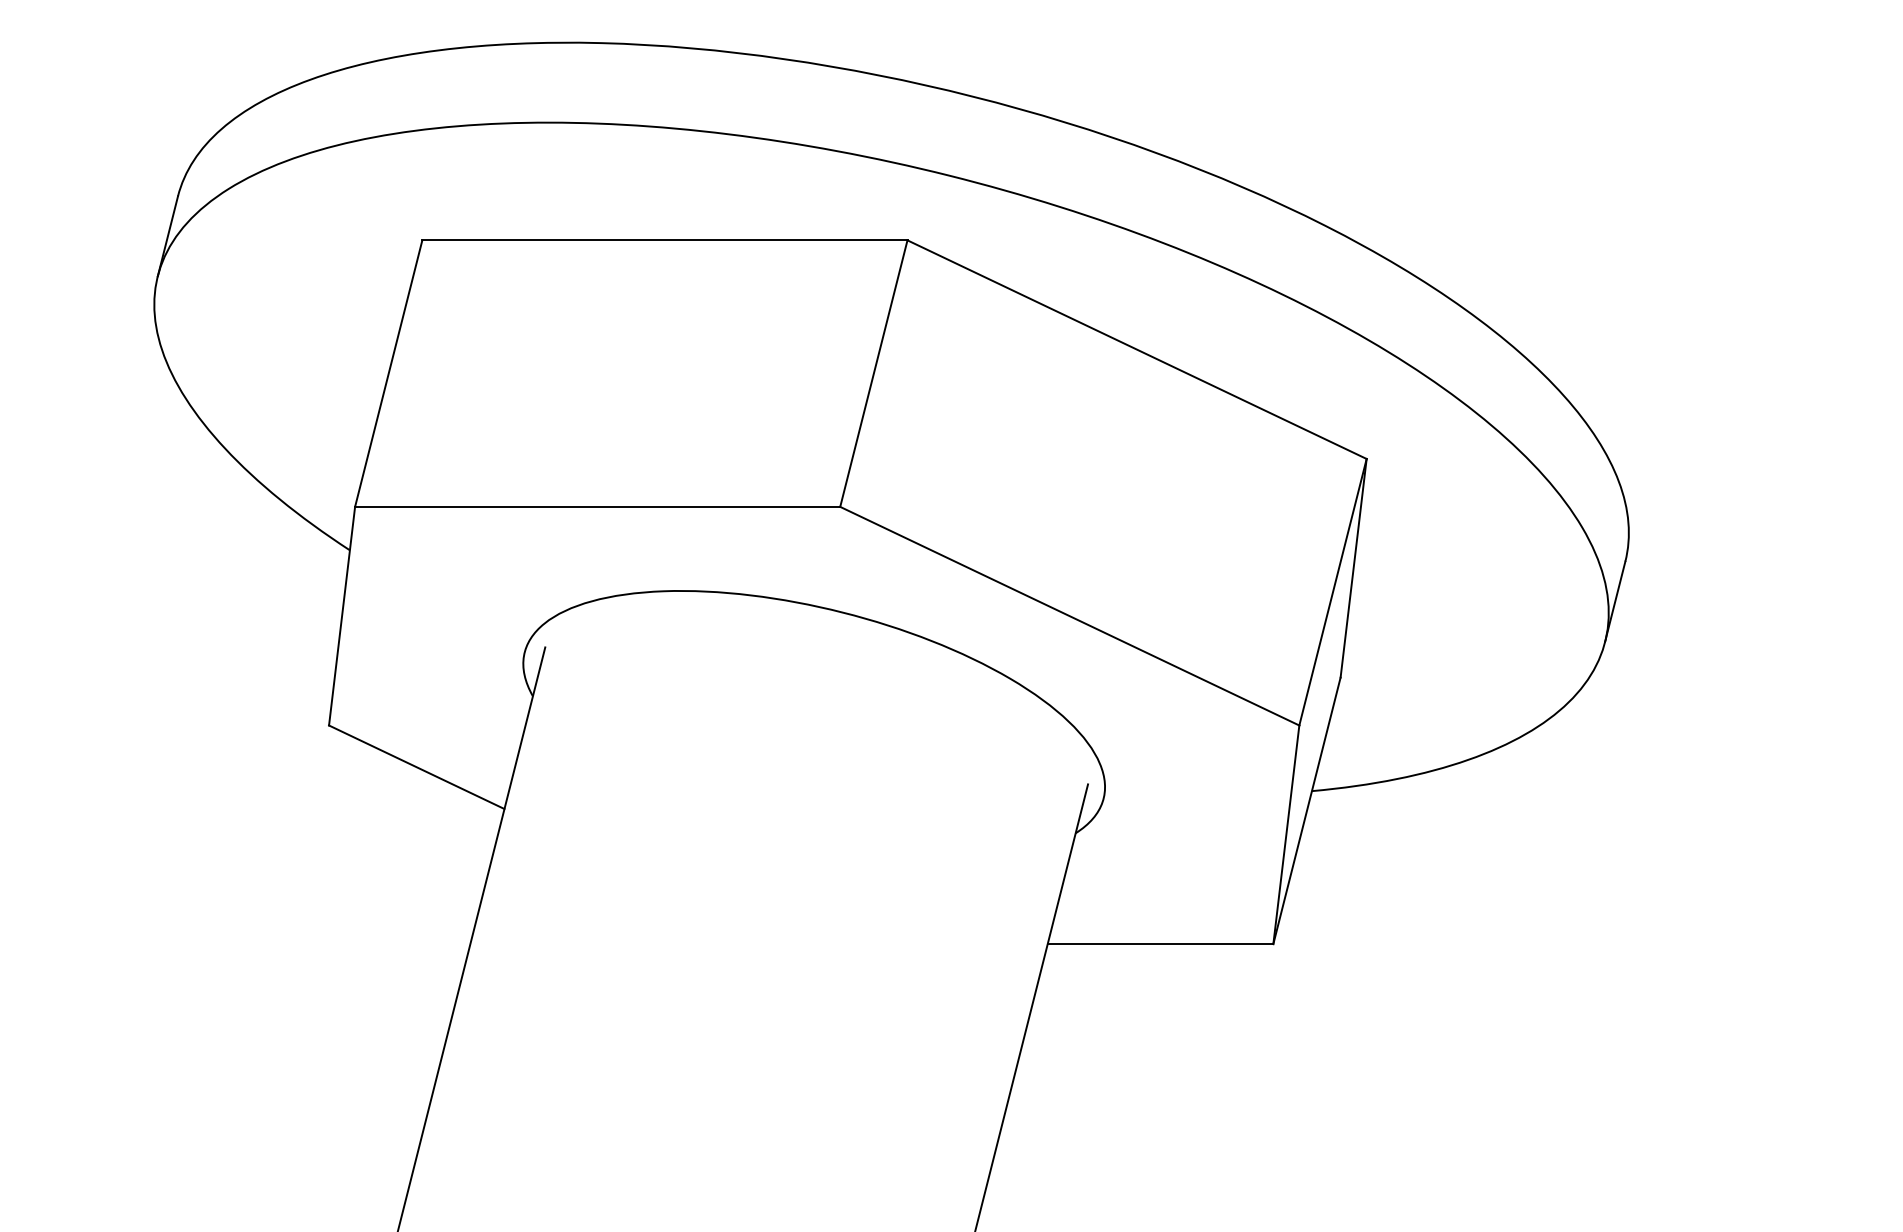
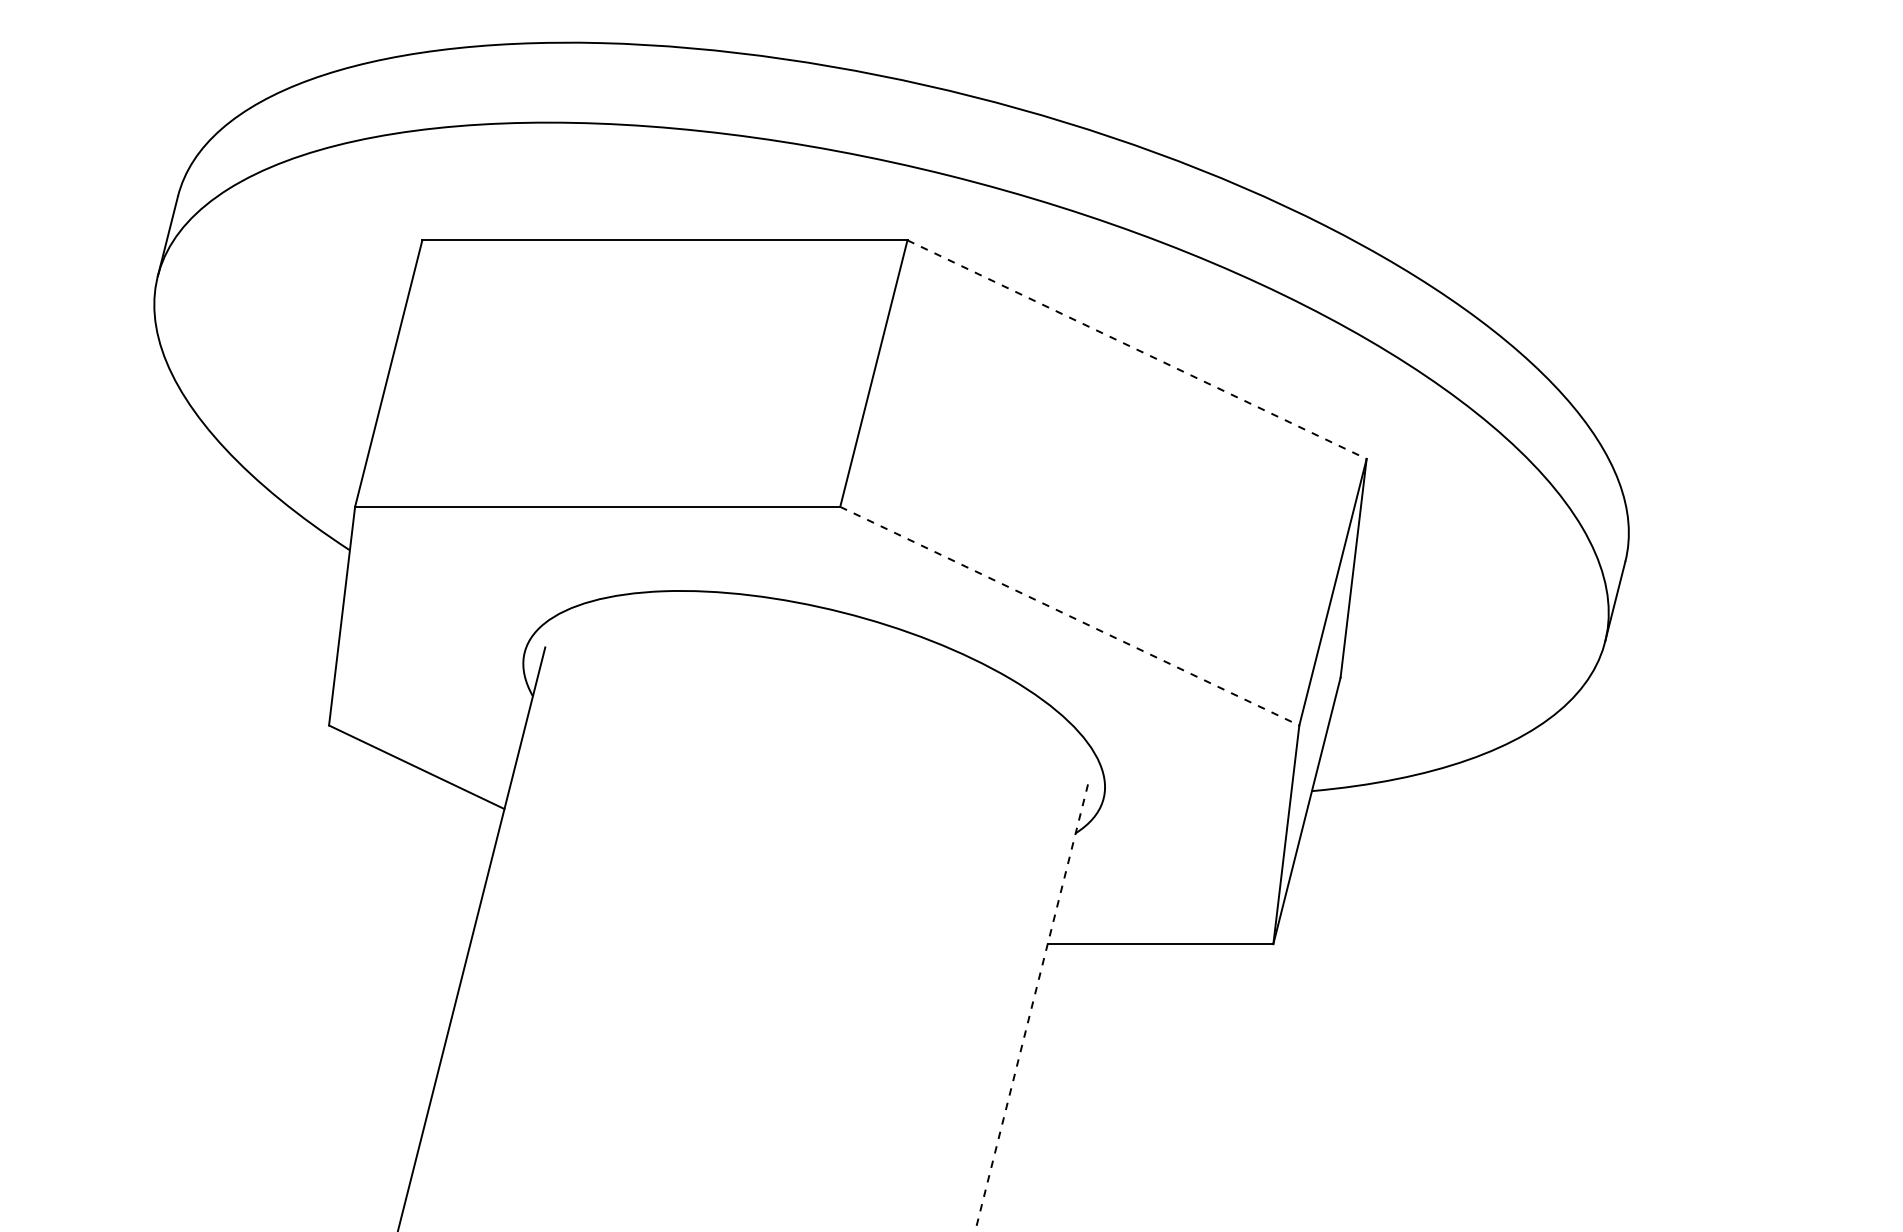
line: solid -> dashed (1137, 349)
line: solid -> dashed (1070, 616)
line: solid -> dashed (1031, 1008)
